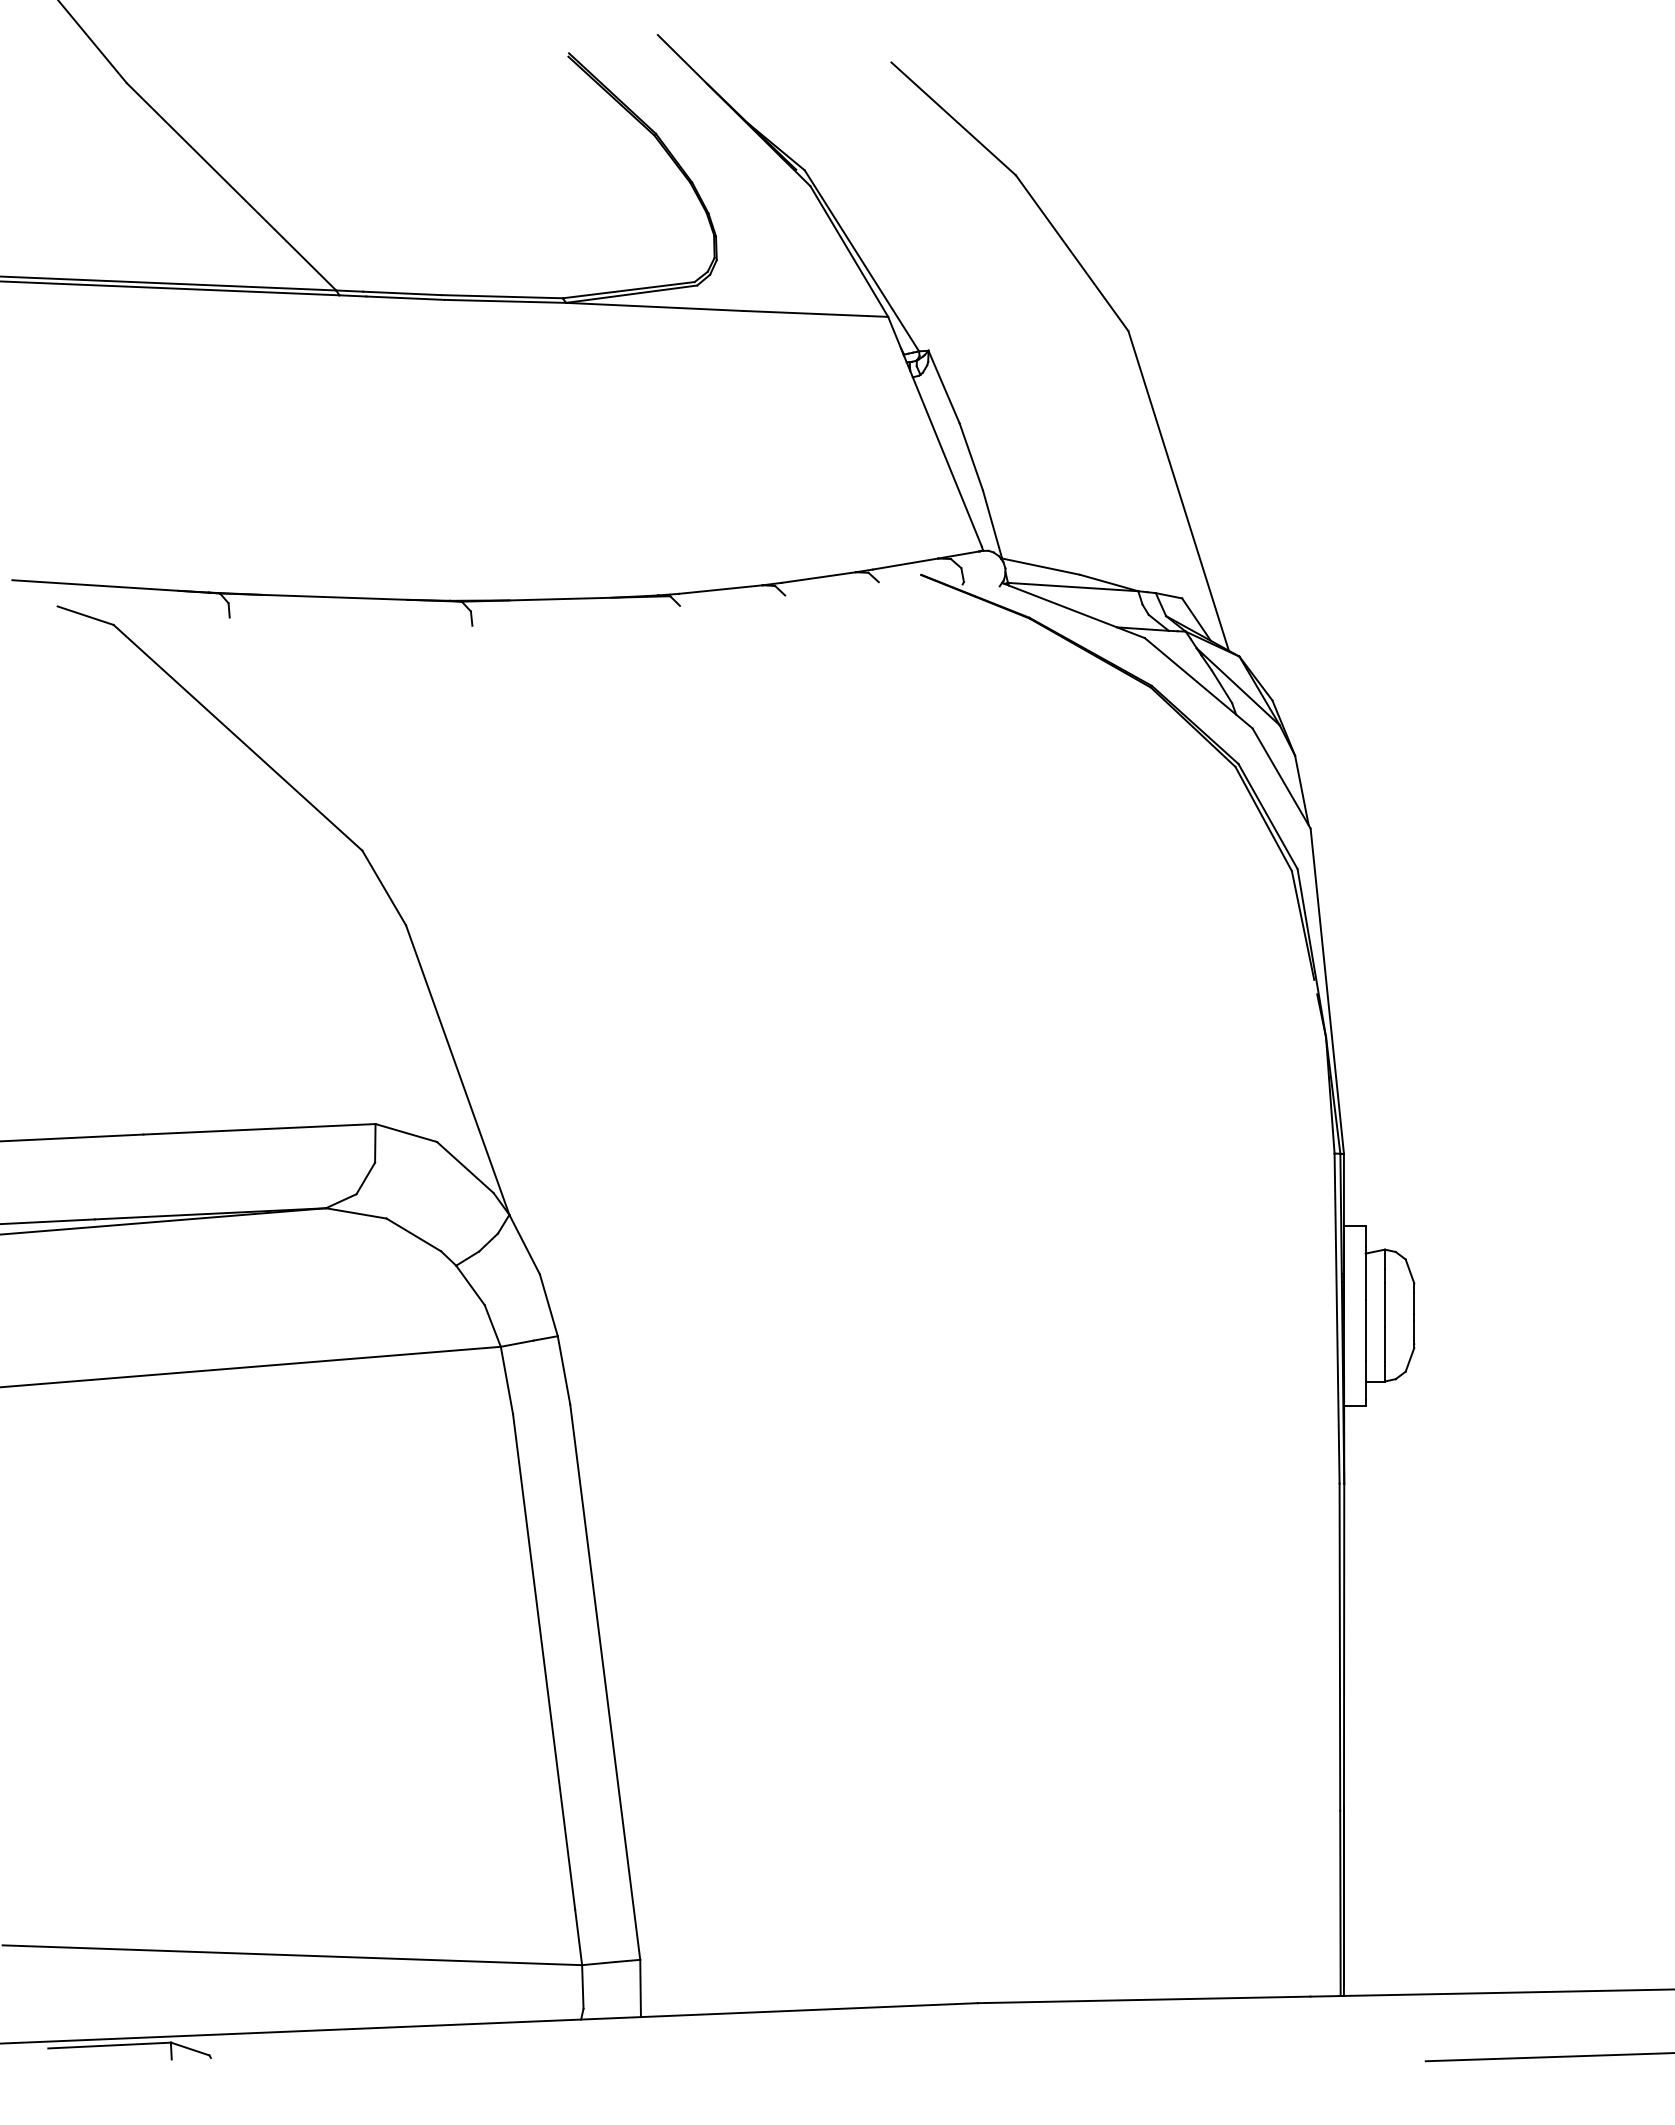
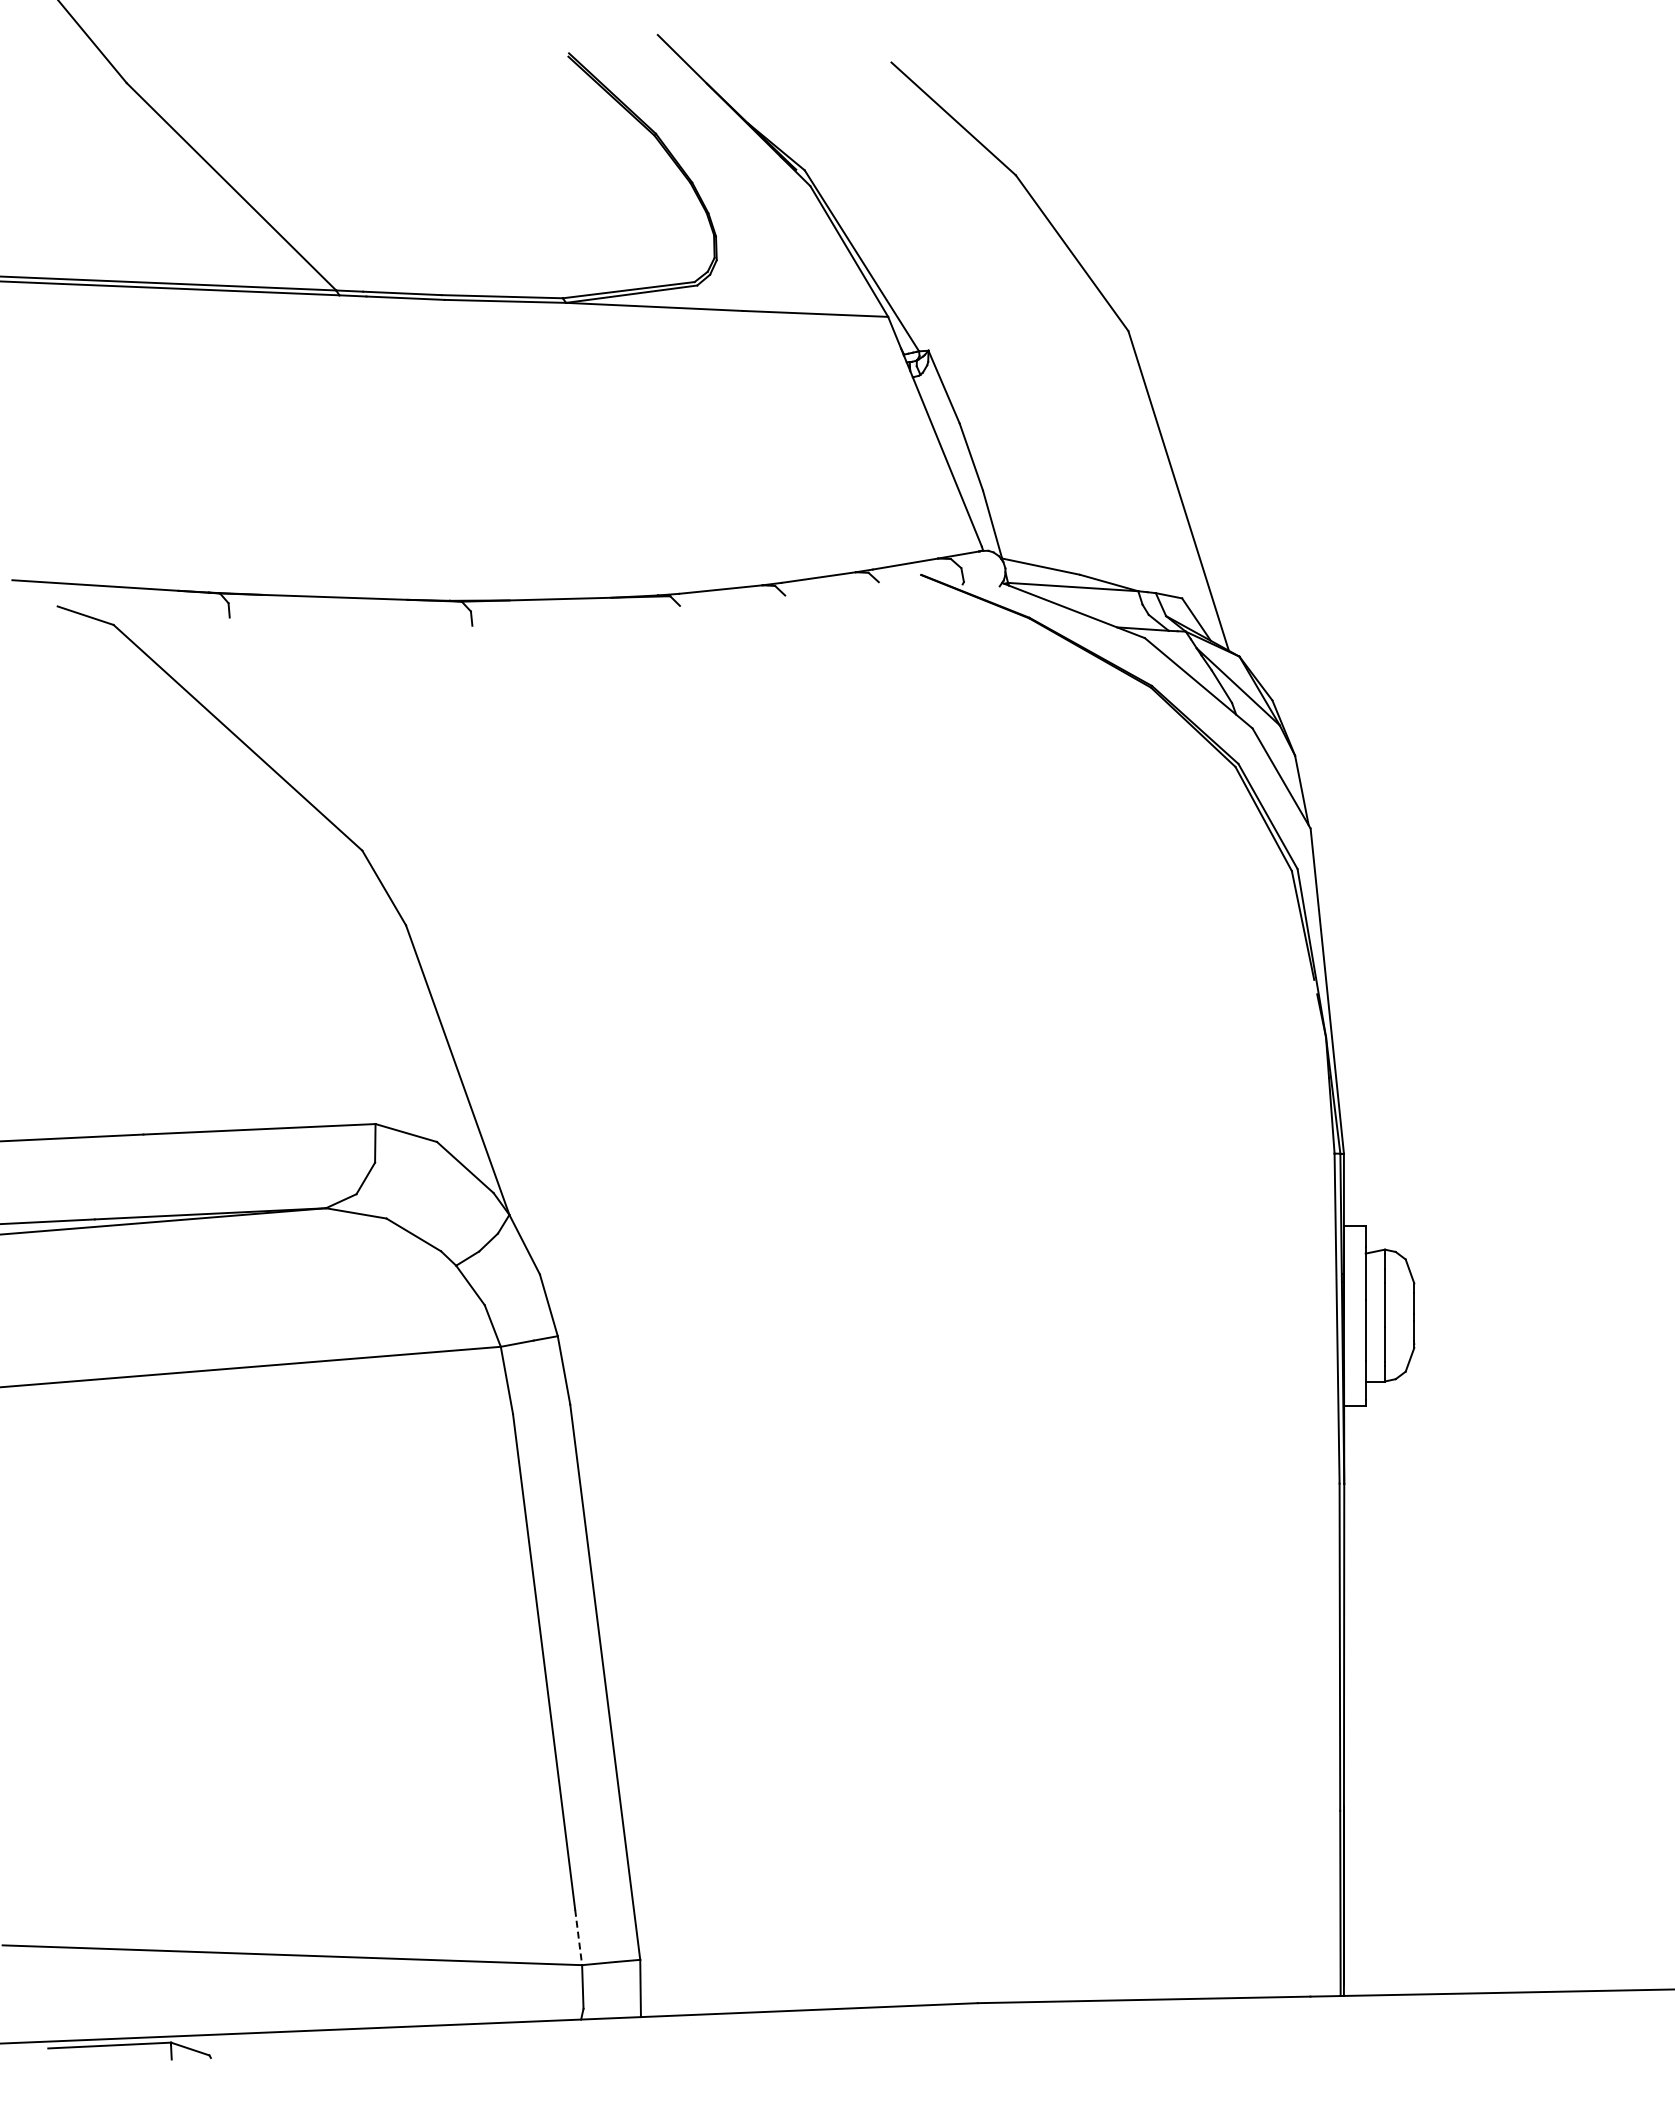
line: solid -> dashed (578, 1937)
line: present -> none (1548, 2057)
